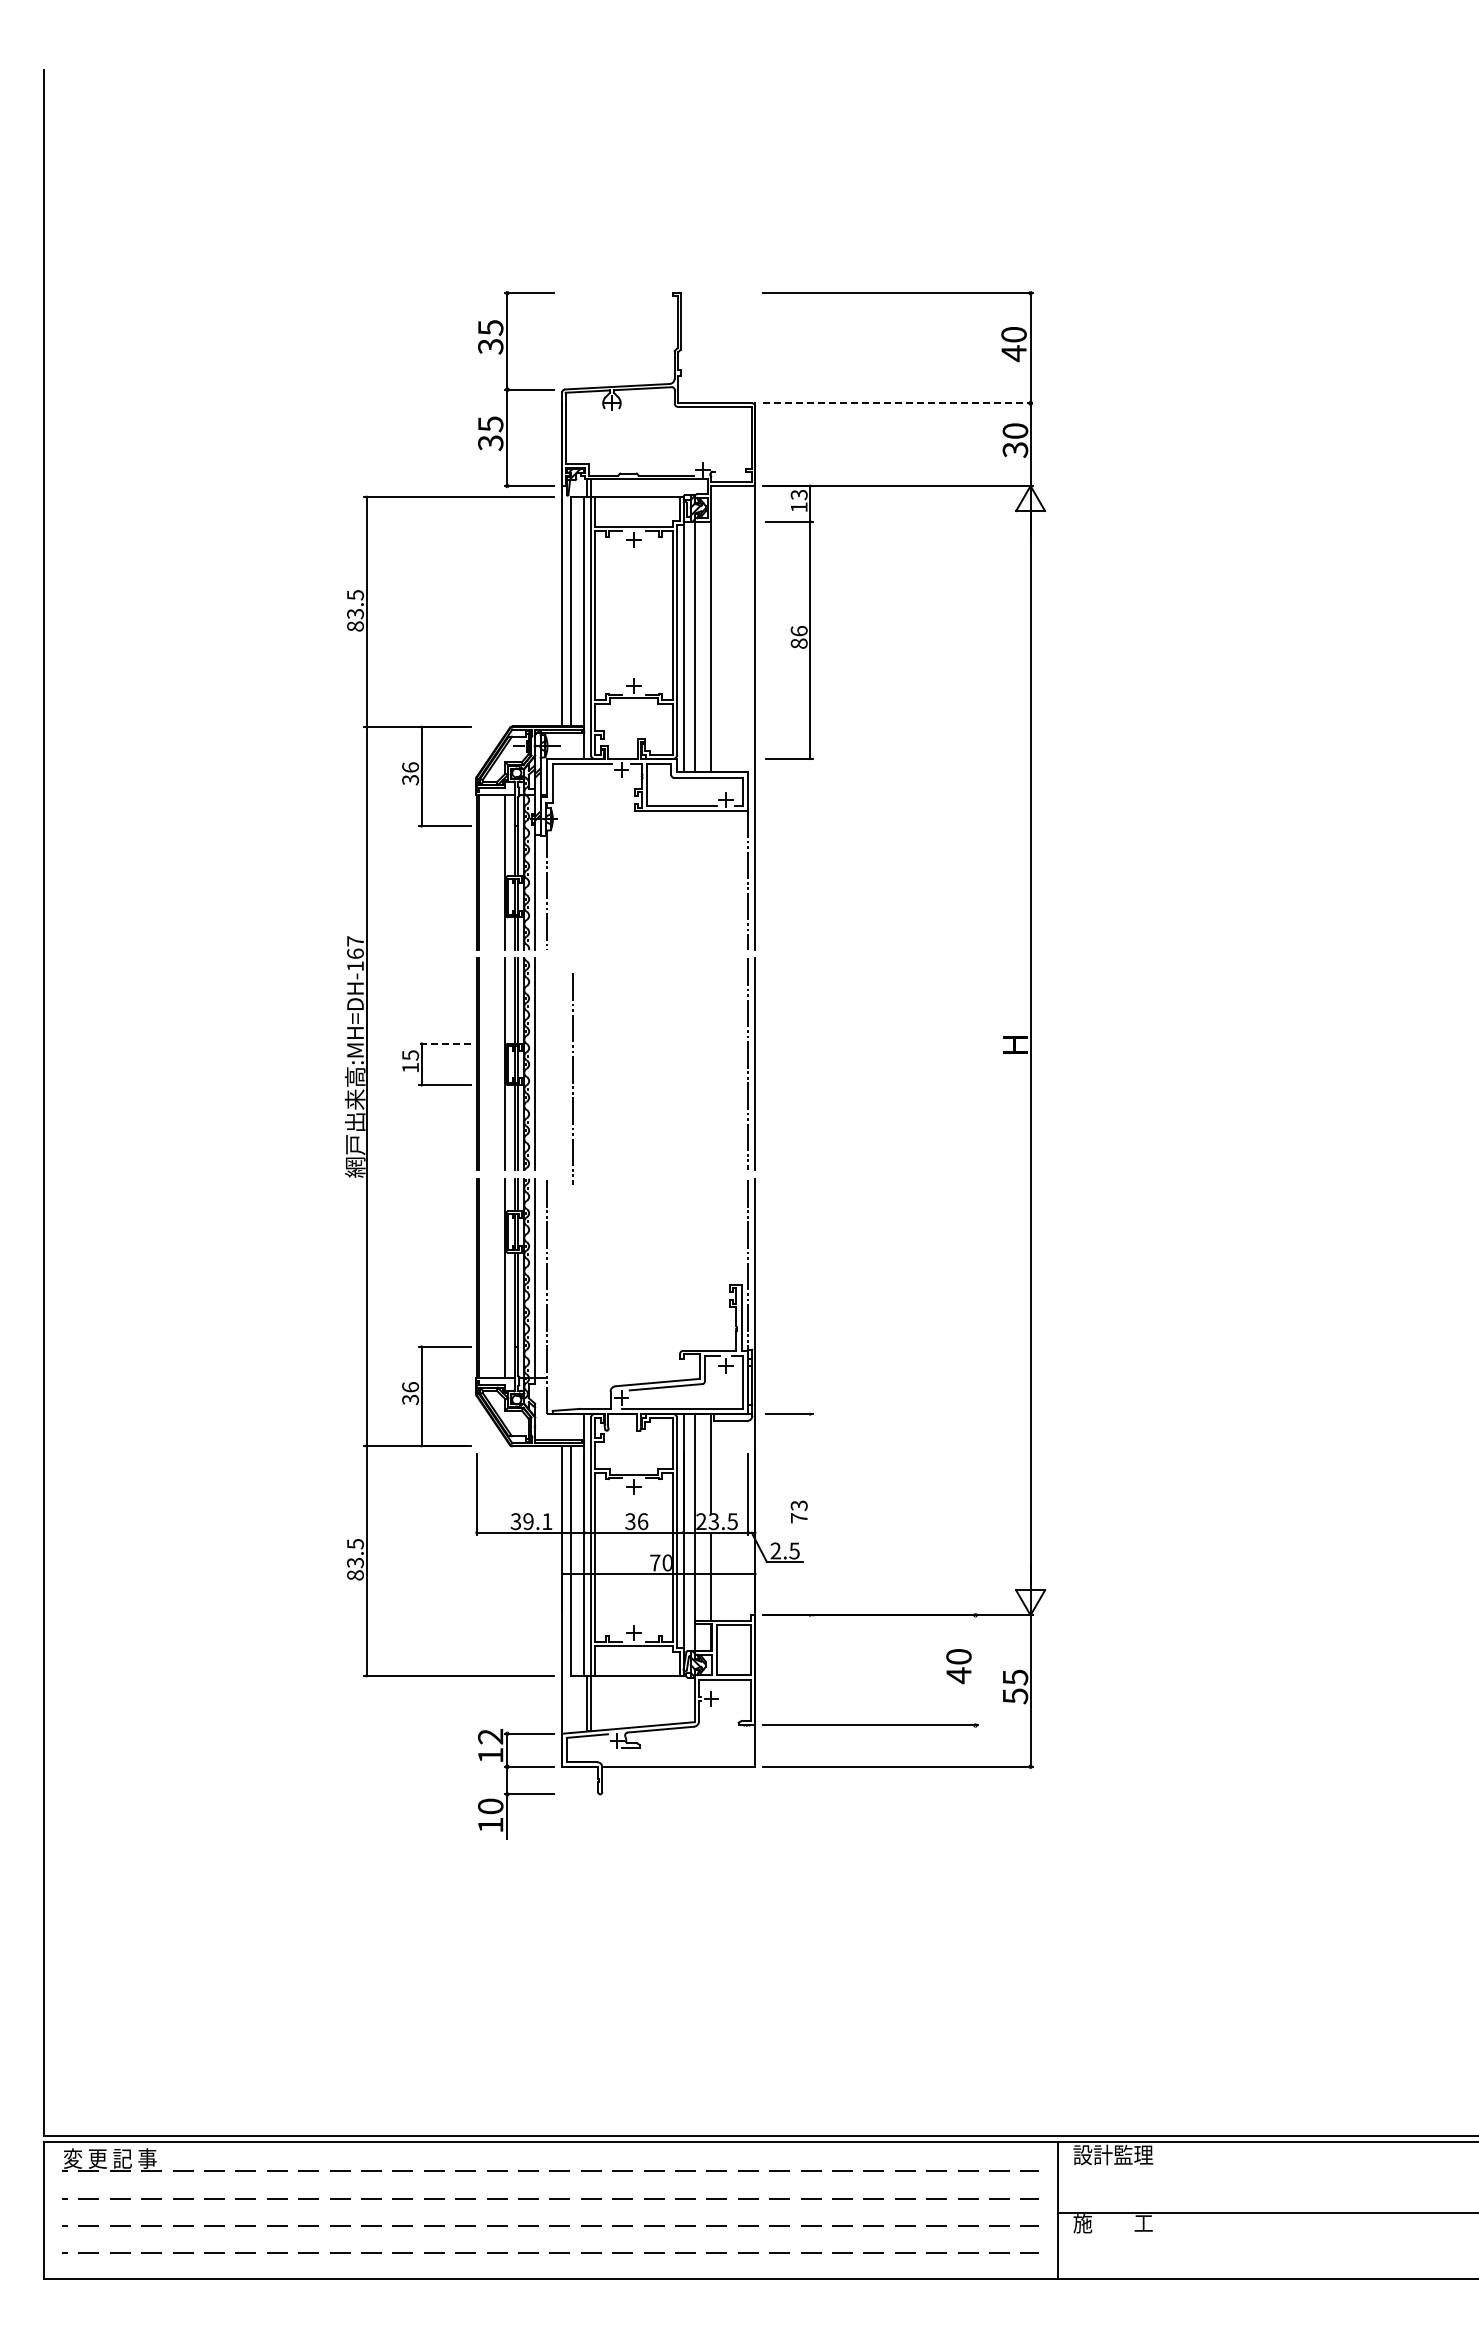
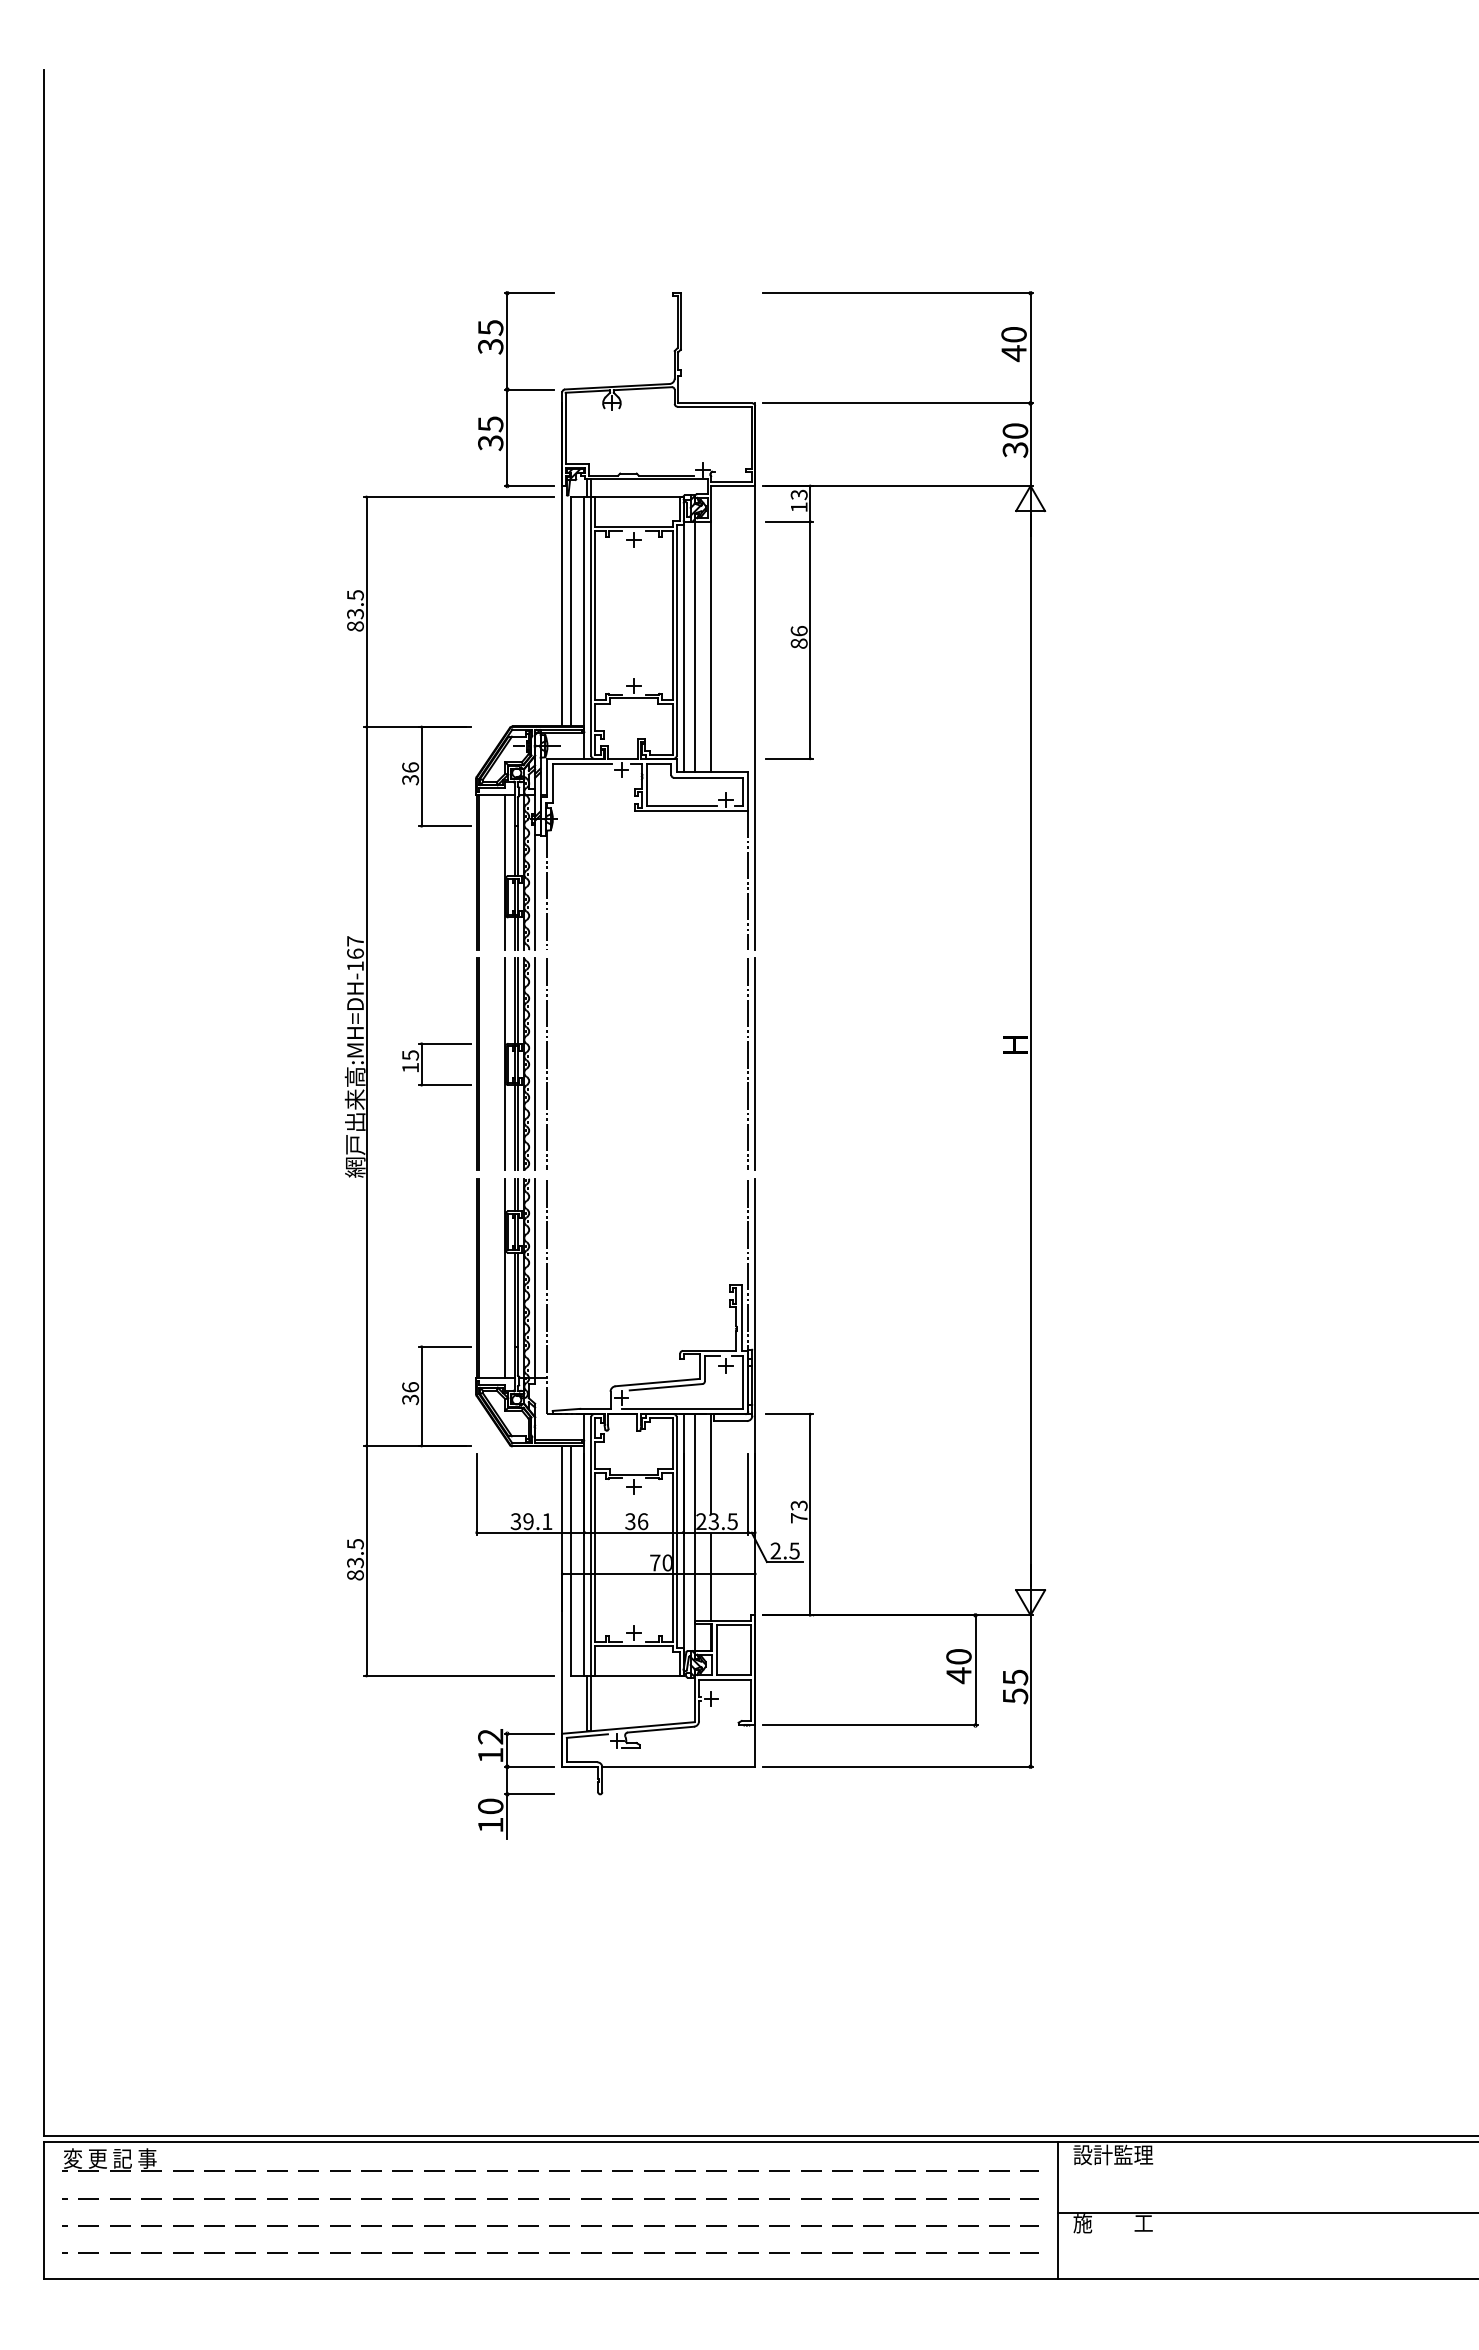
line: dashed -> solid (898, 403)
line: dashed -> solid (444, 1043)
line position: (572, 1078) -> (546, 1063) (546, 1063)
line: none -> present (810, 1514)
line: none -> present (975, 1670)
